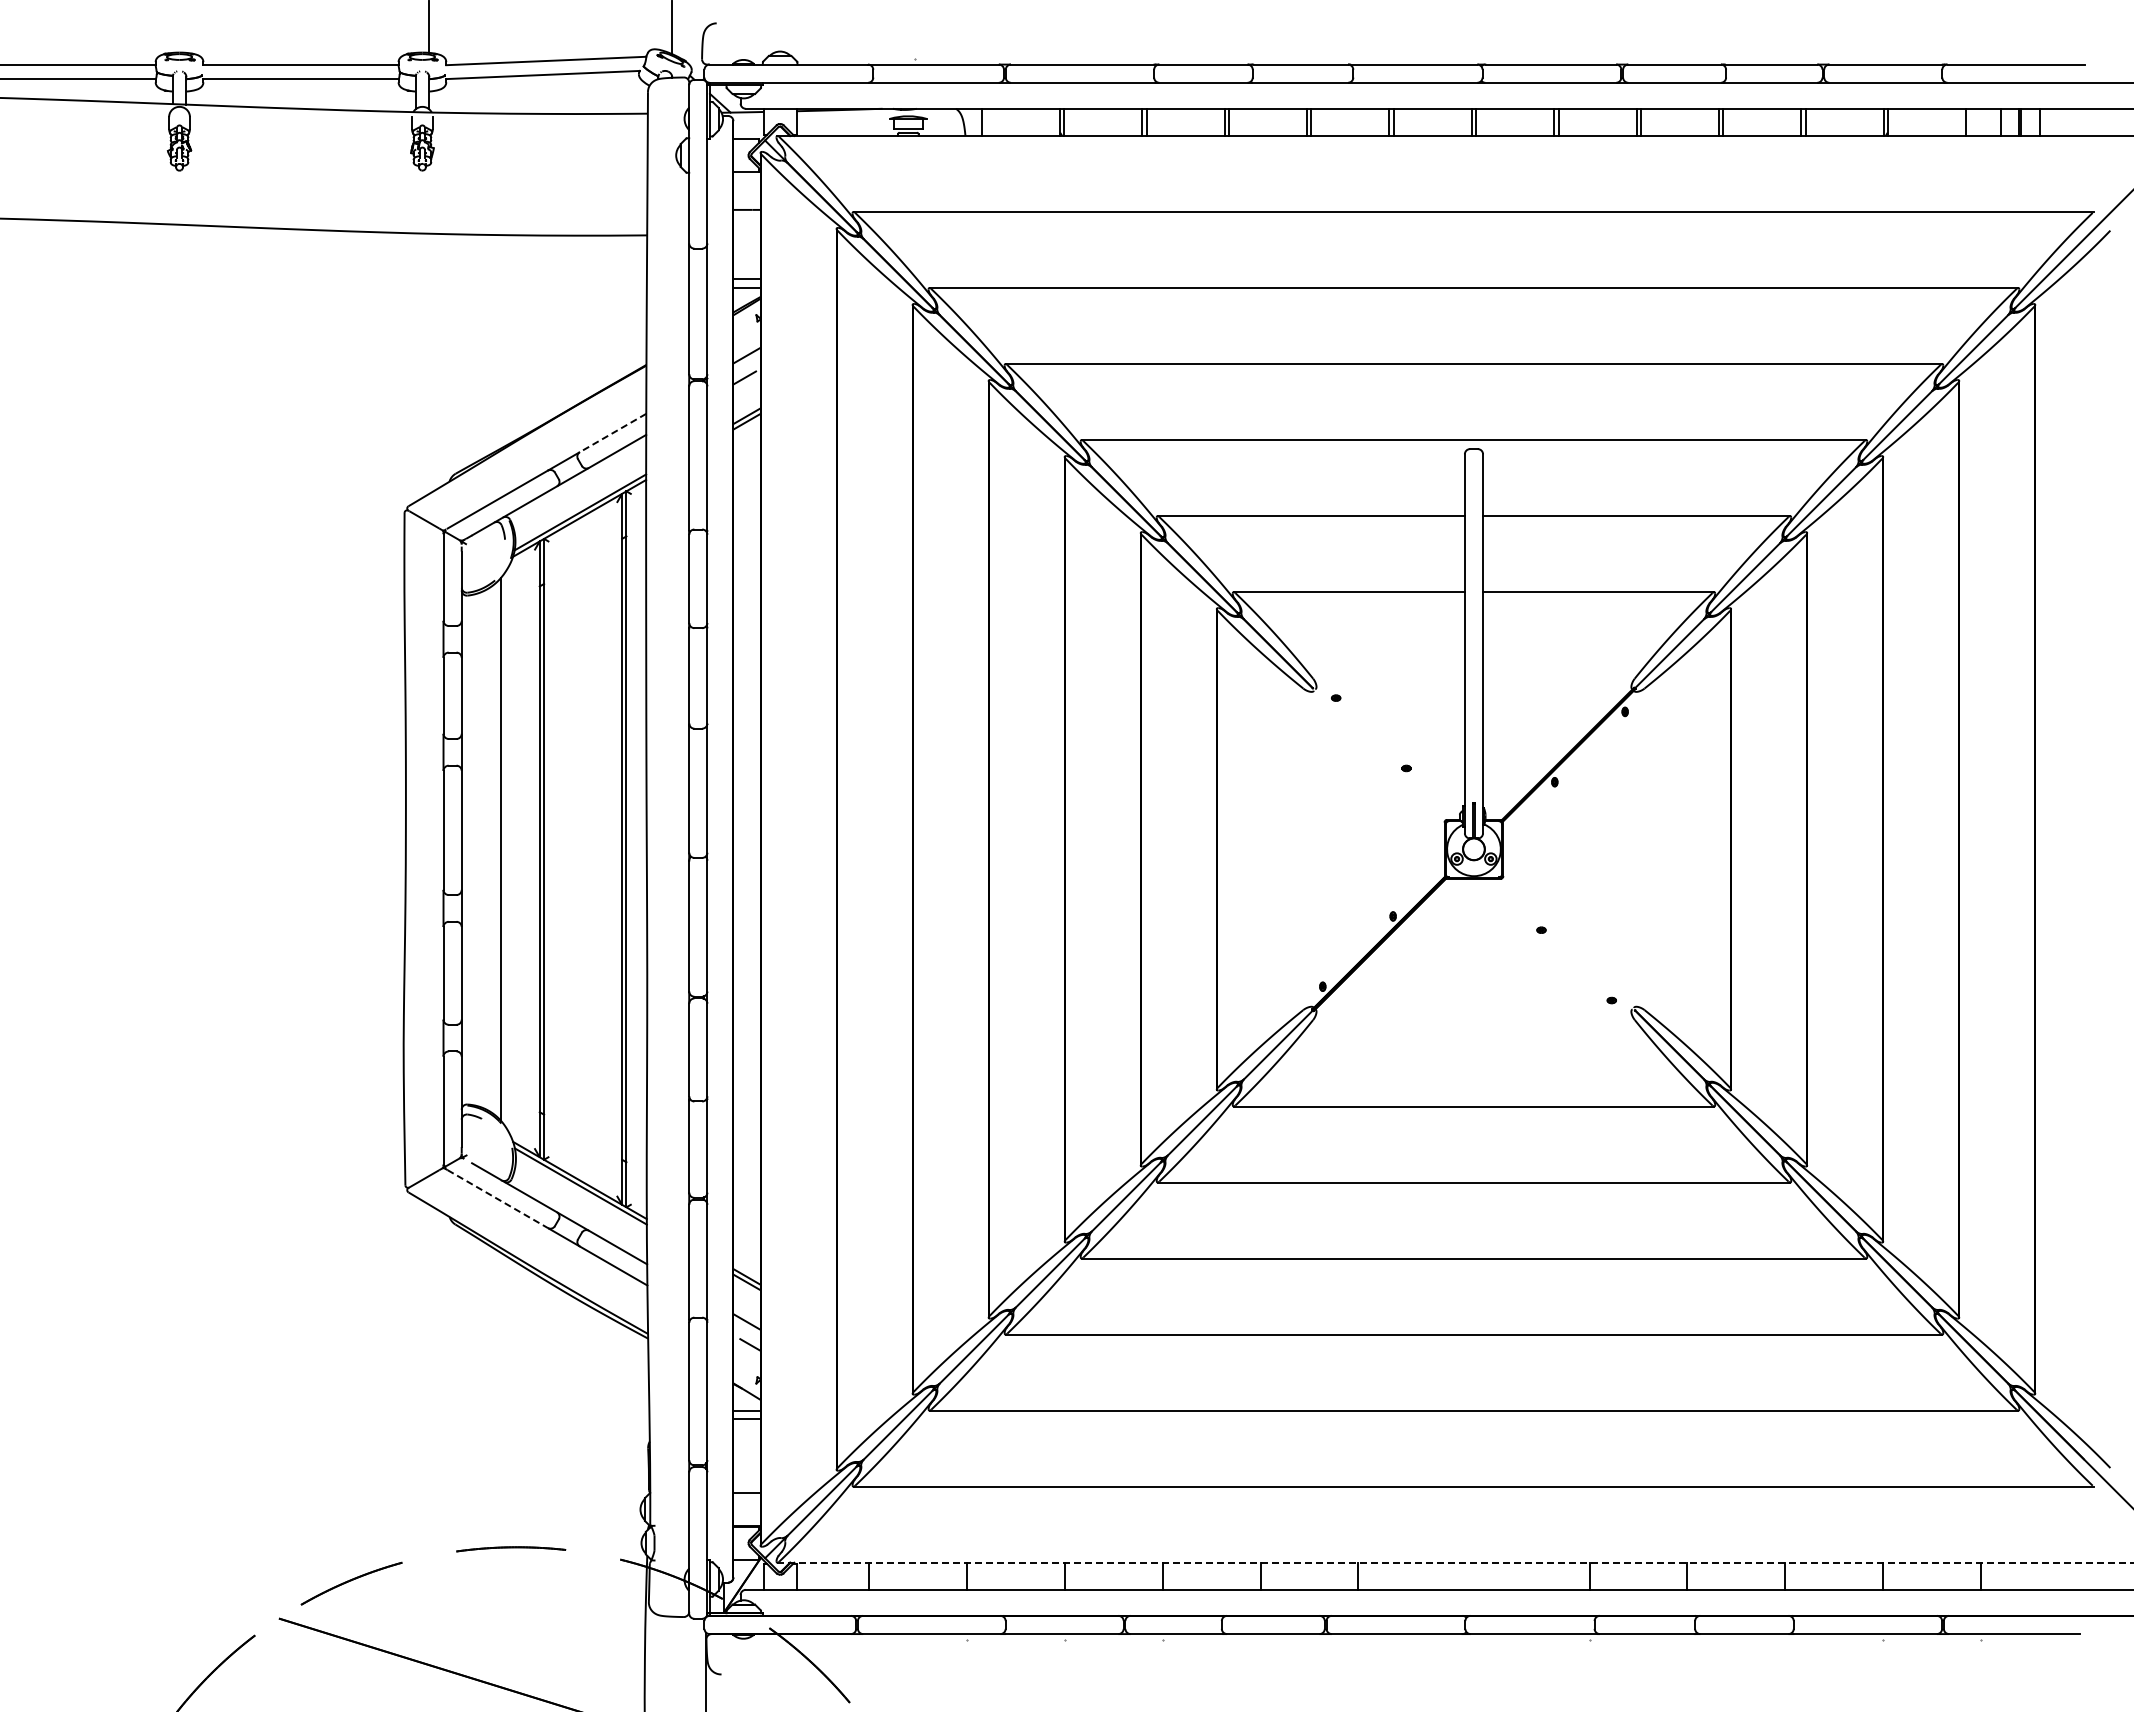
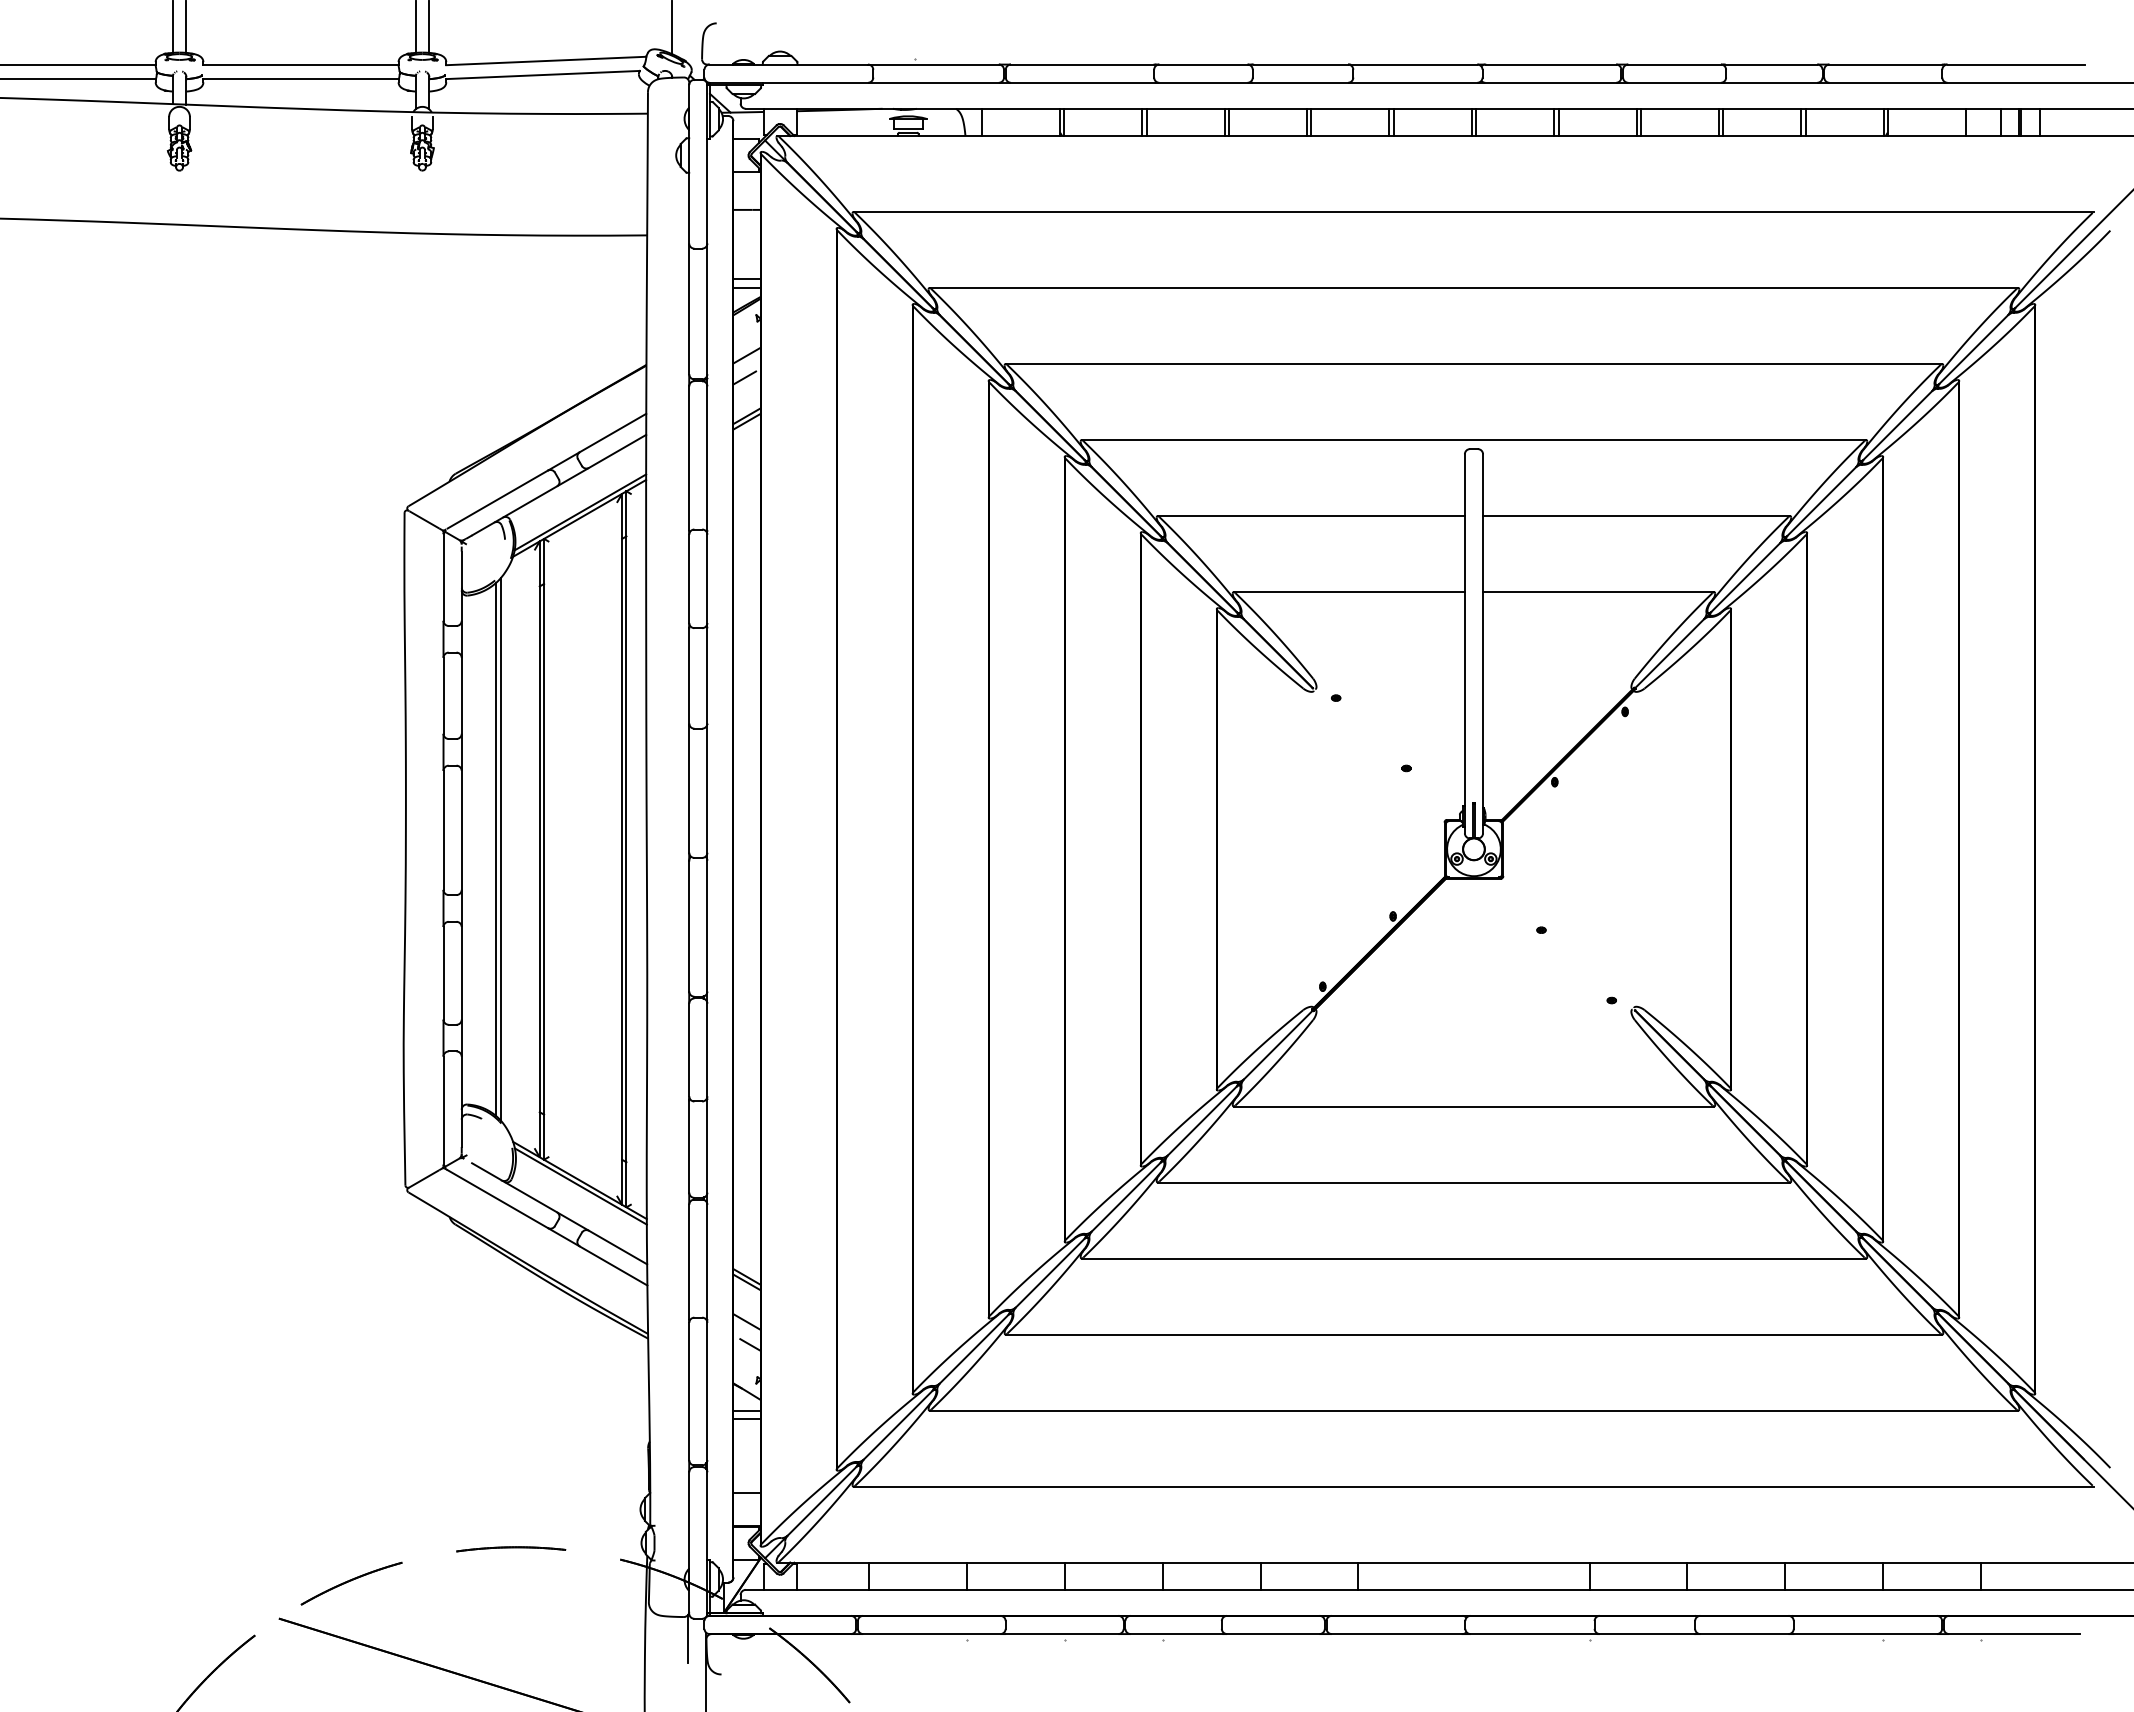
line: none -> present (172, 27)
line: none -> present (186, 27)
line: none -> present (415, 27)
line: dashed -> solid (612, 433)
line: none -> present (495, 849)
line: dashed -> solid (497, 1199)
line: dashed -> solid (1455, 1562)
line: none -> present (688, 1638)
